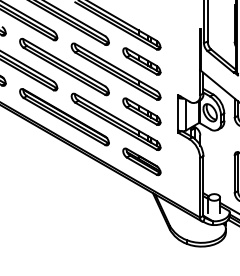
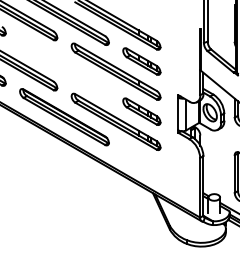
part: present -> none (64, 66)
part: present -> none (141, 161)
